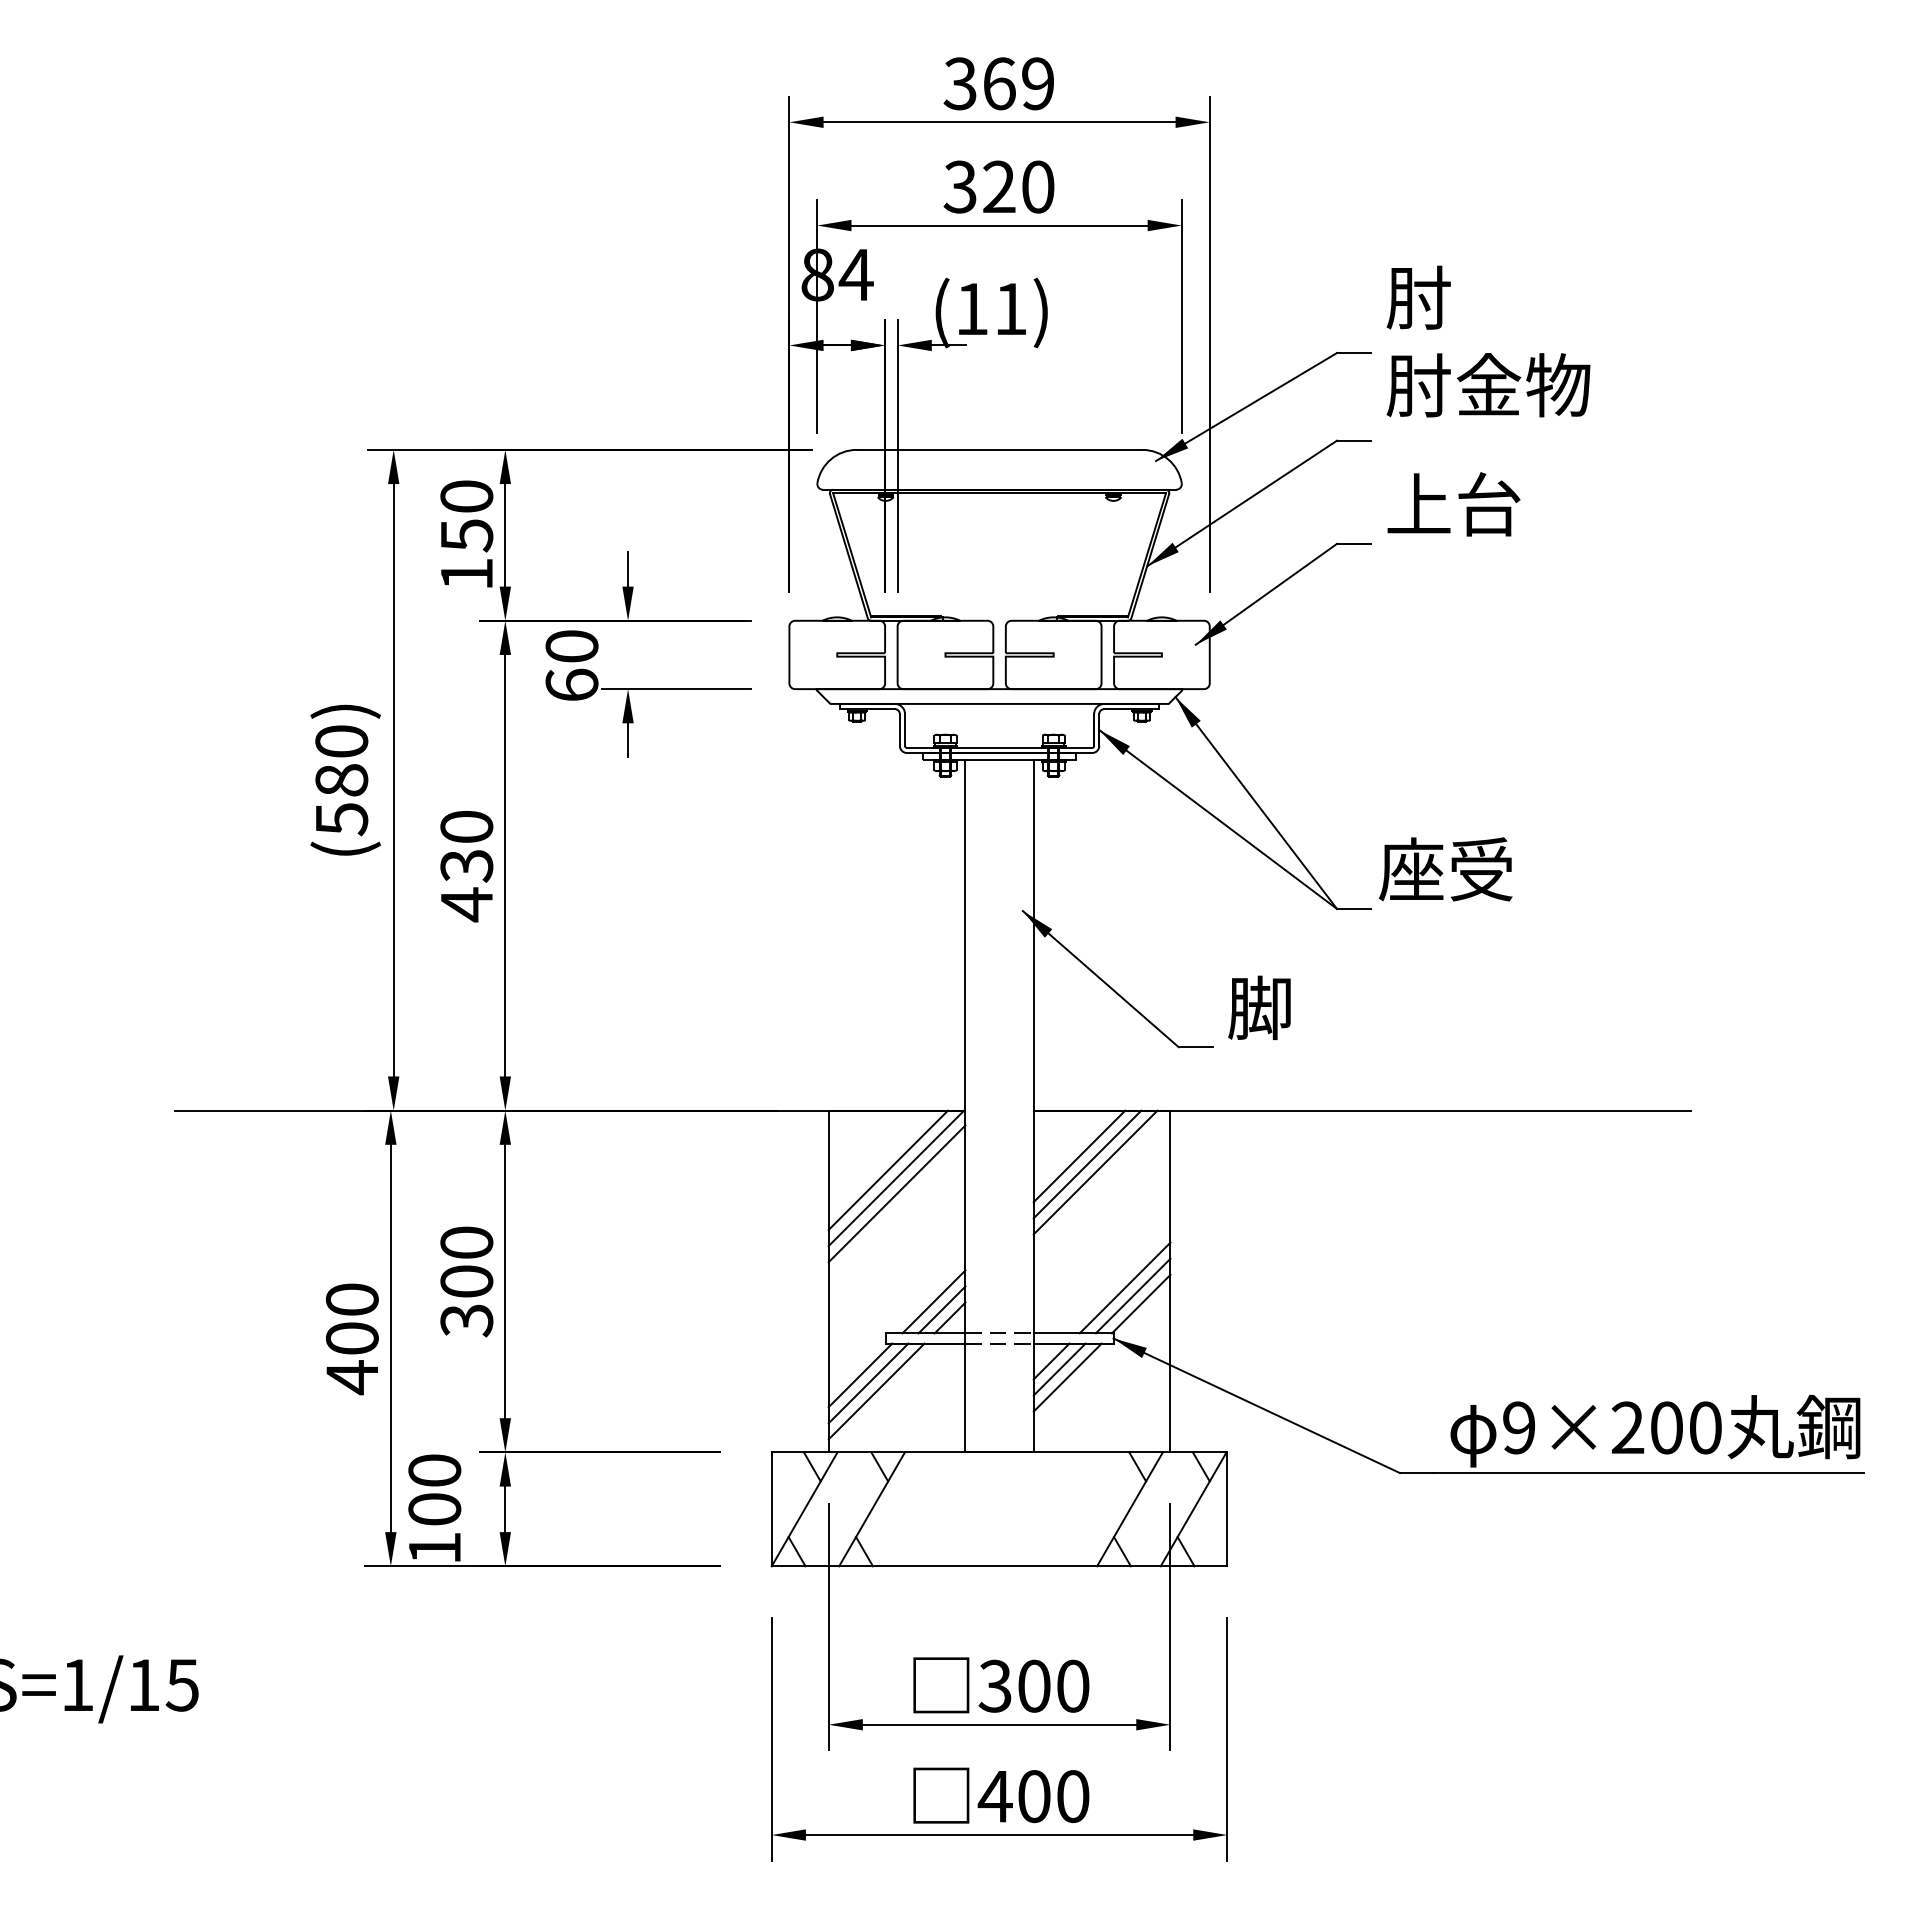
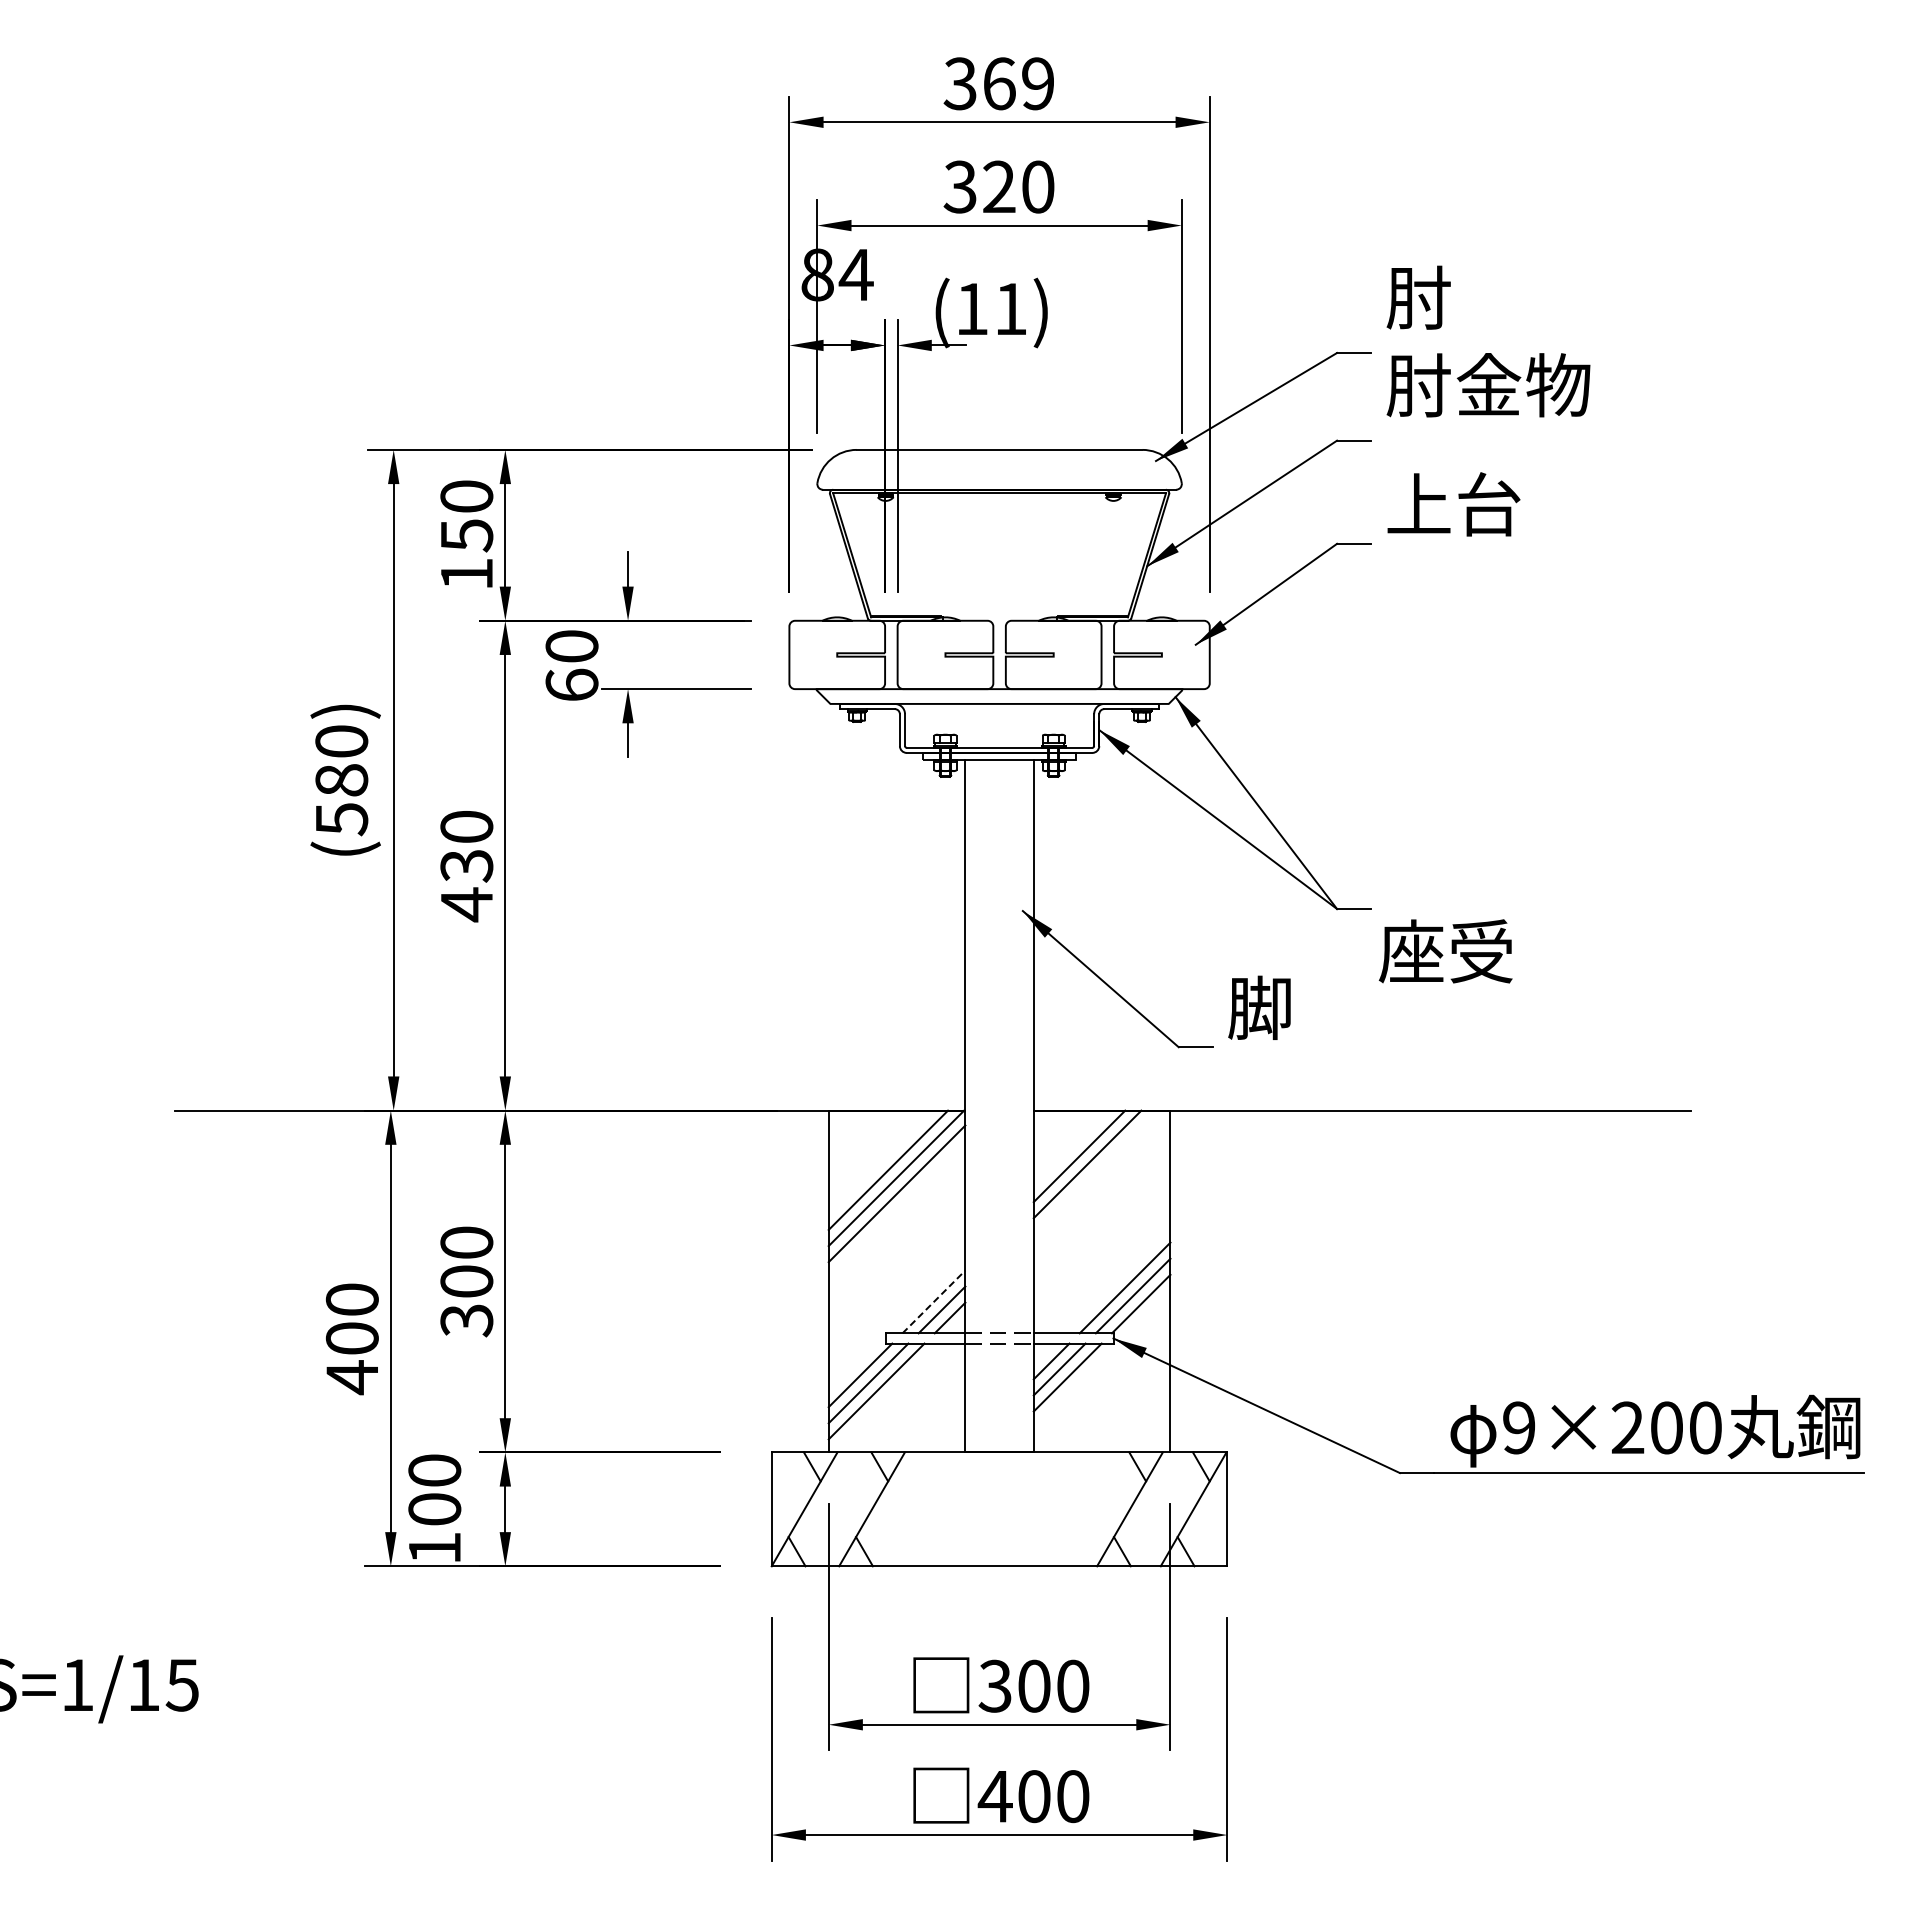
text position: (1445, 869) -> (1445, 951) (1445, 951)
line: present -> none (1095, 1172)
line: solid -> dashed (934, 1301)
